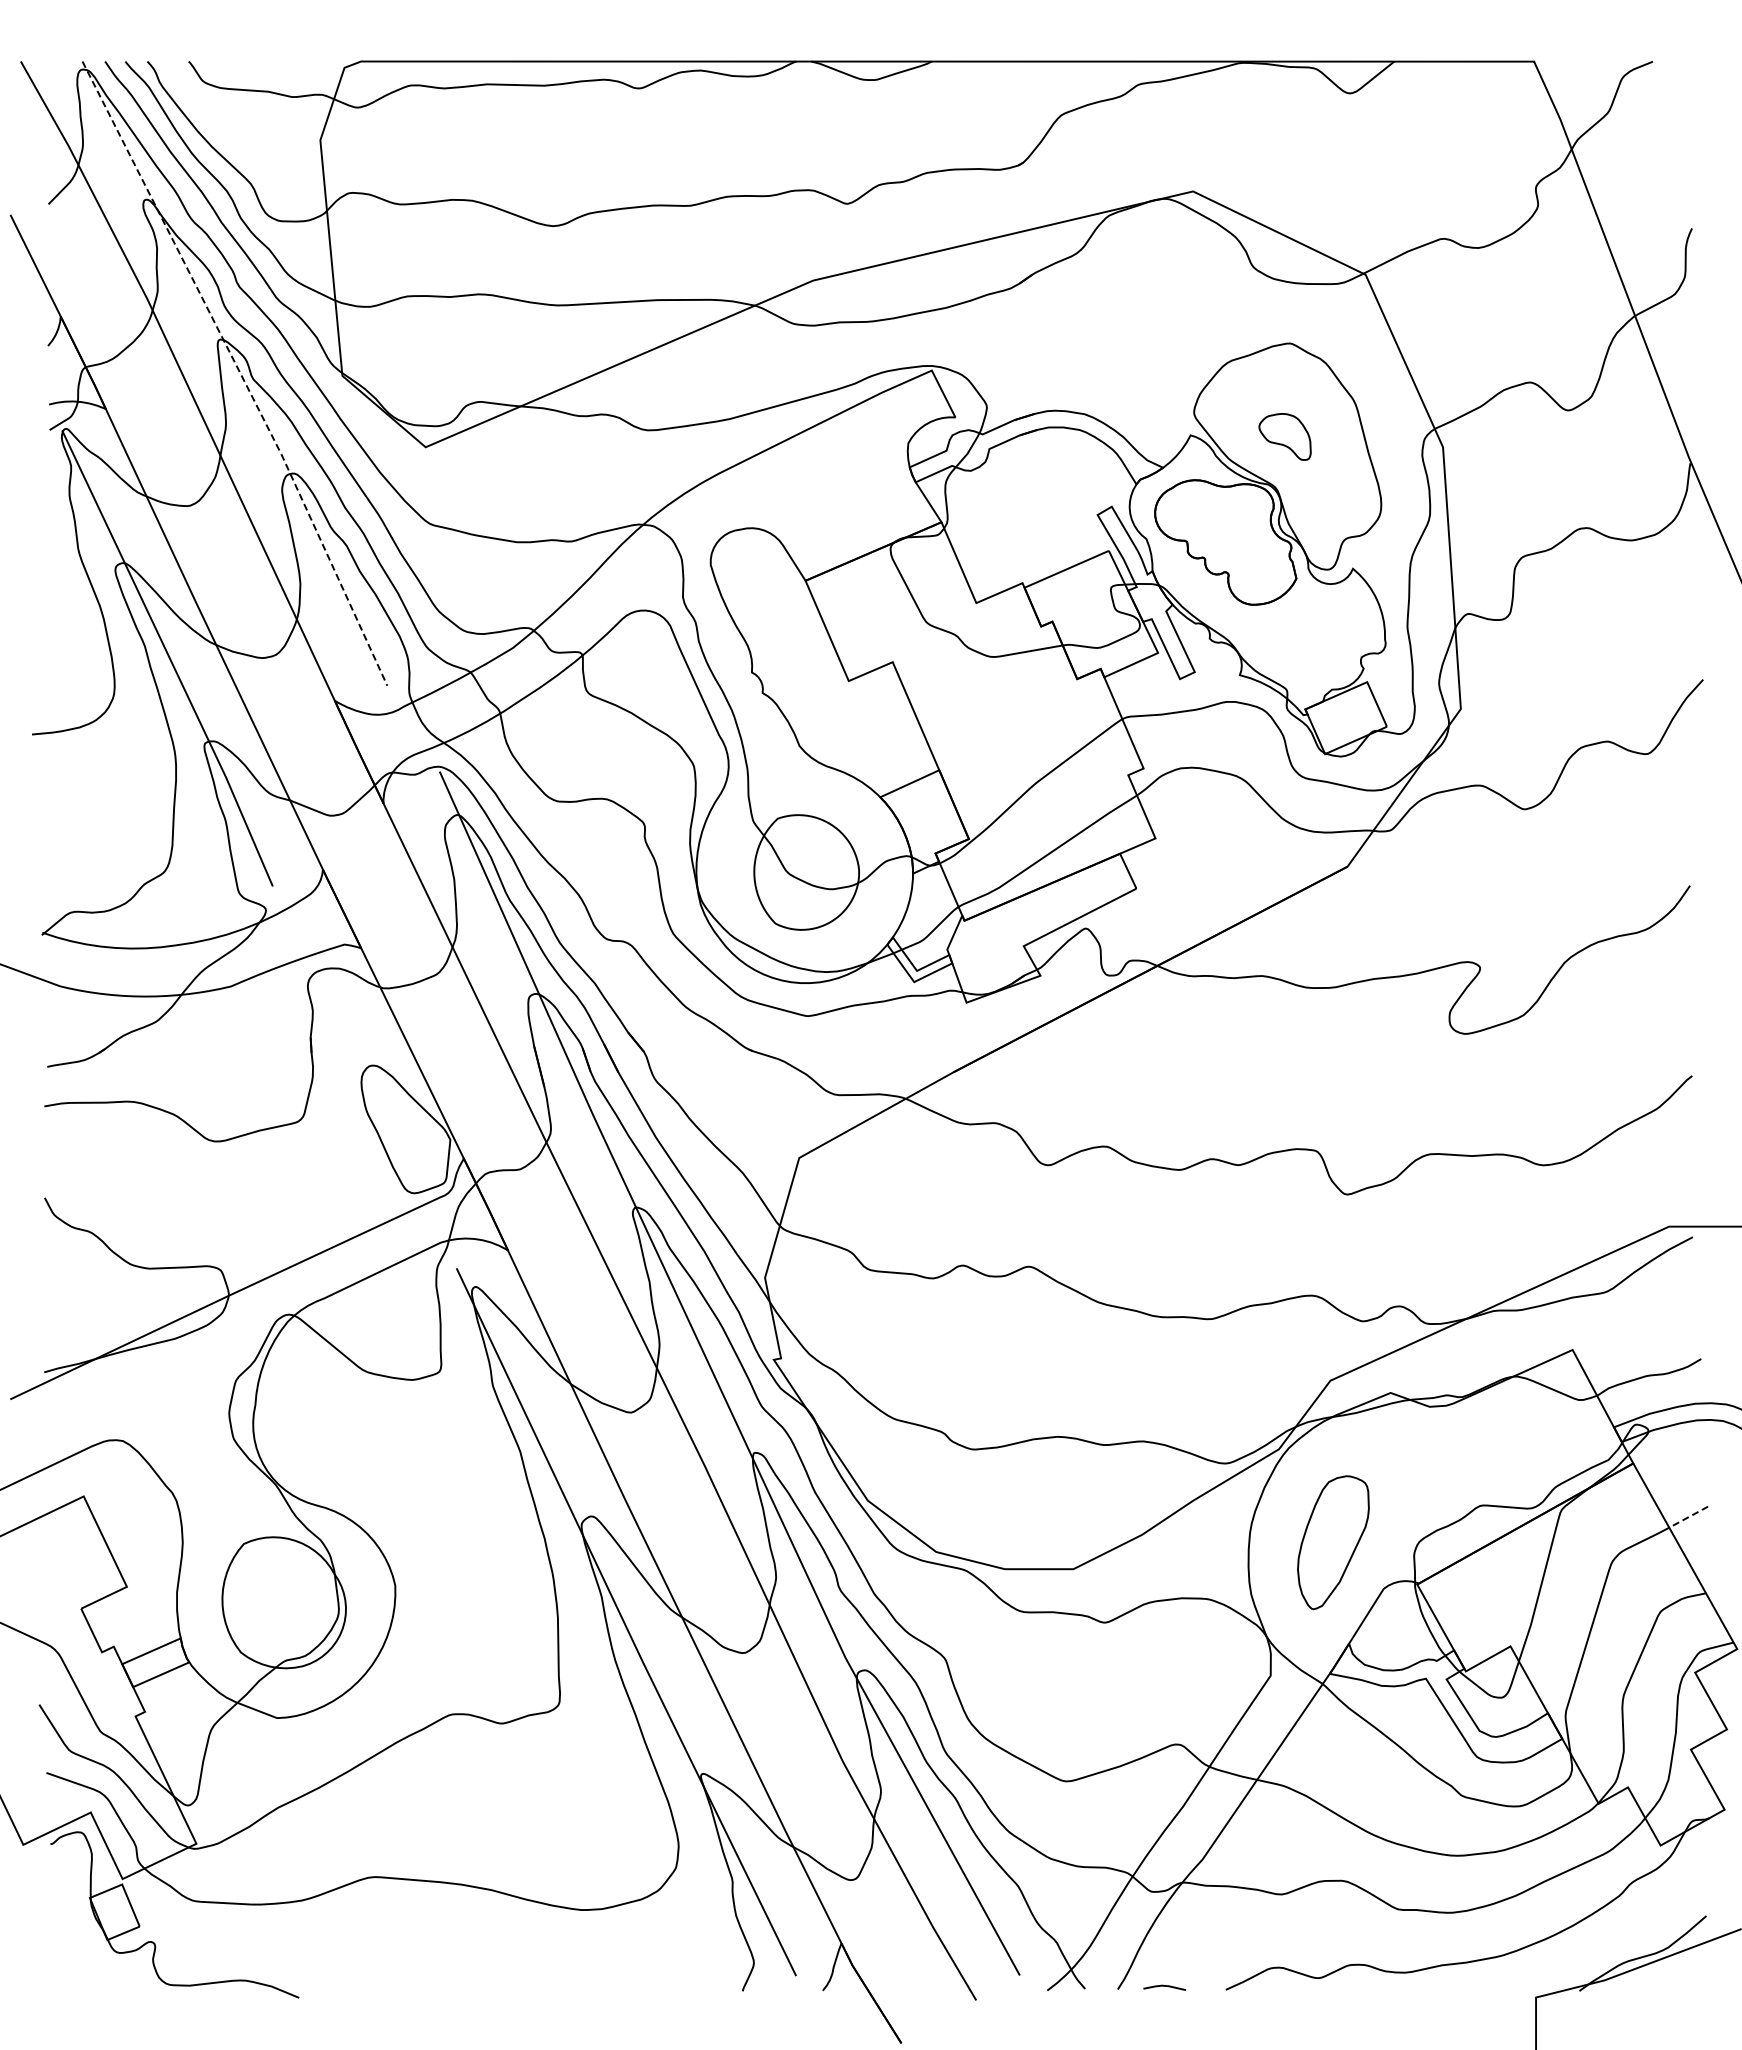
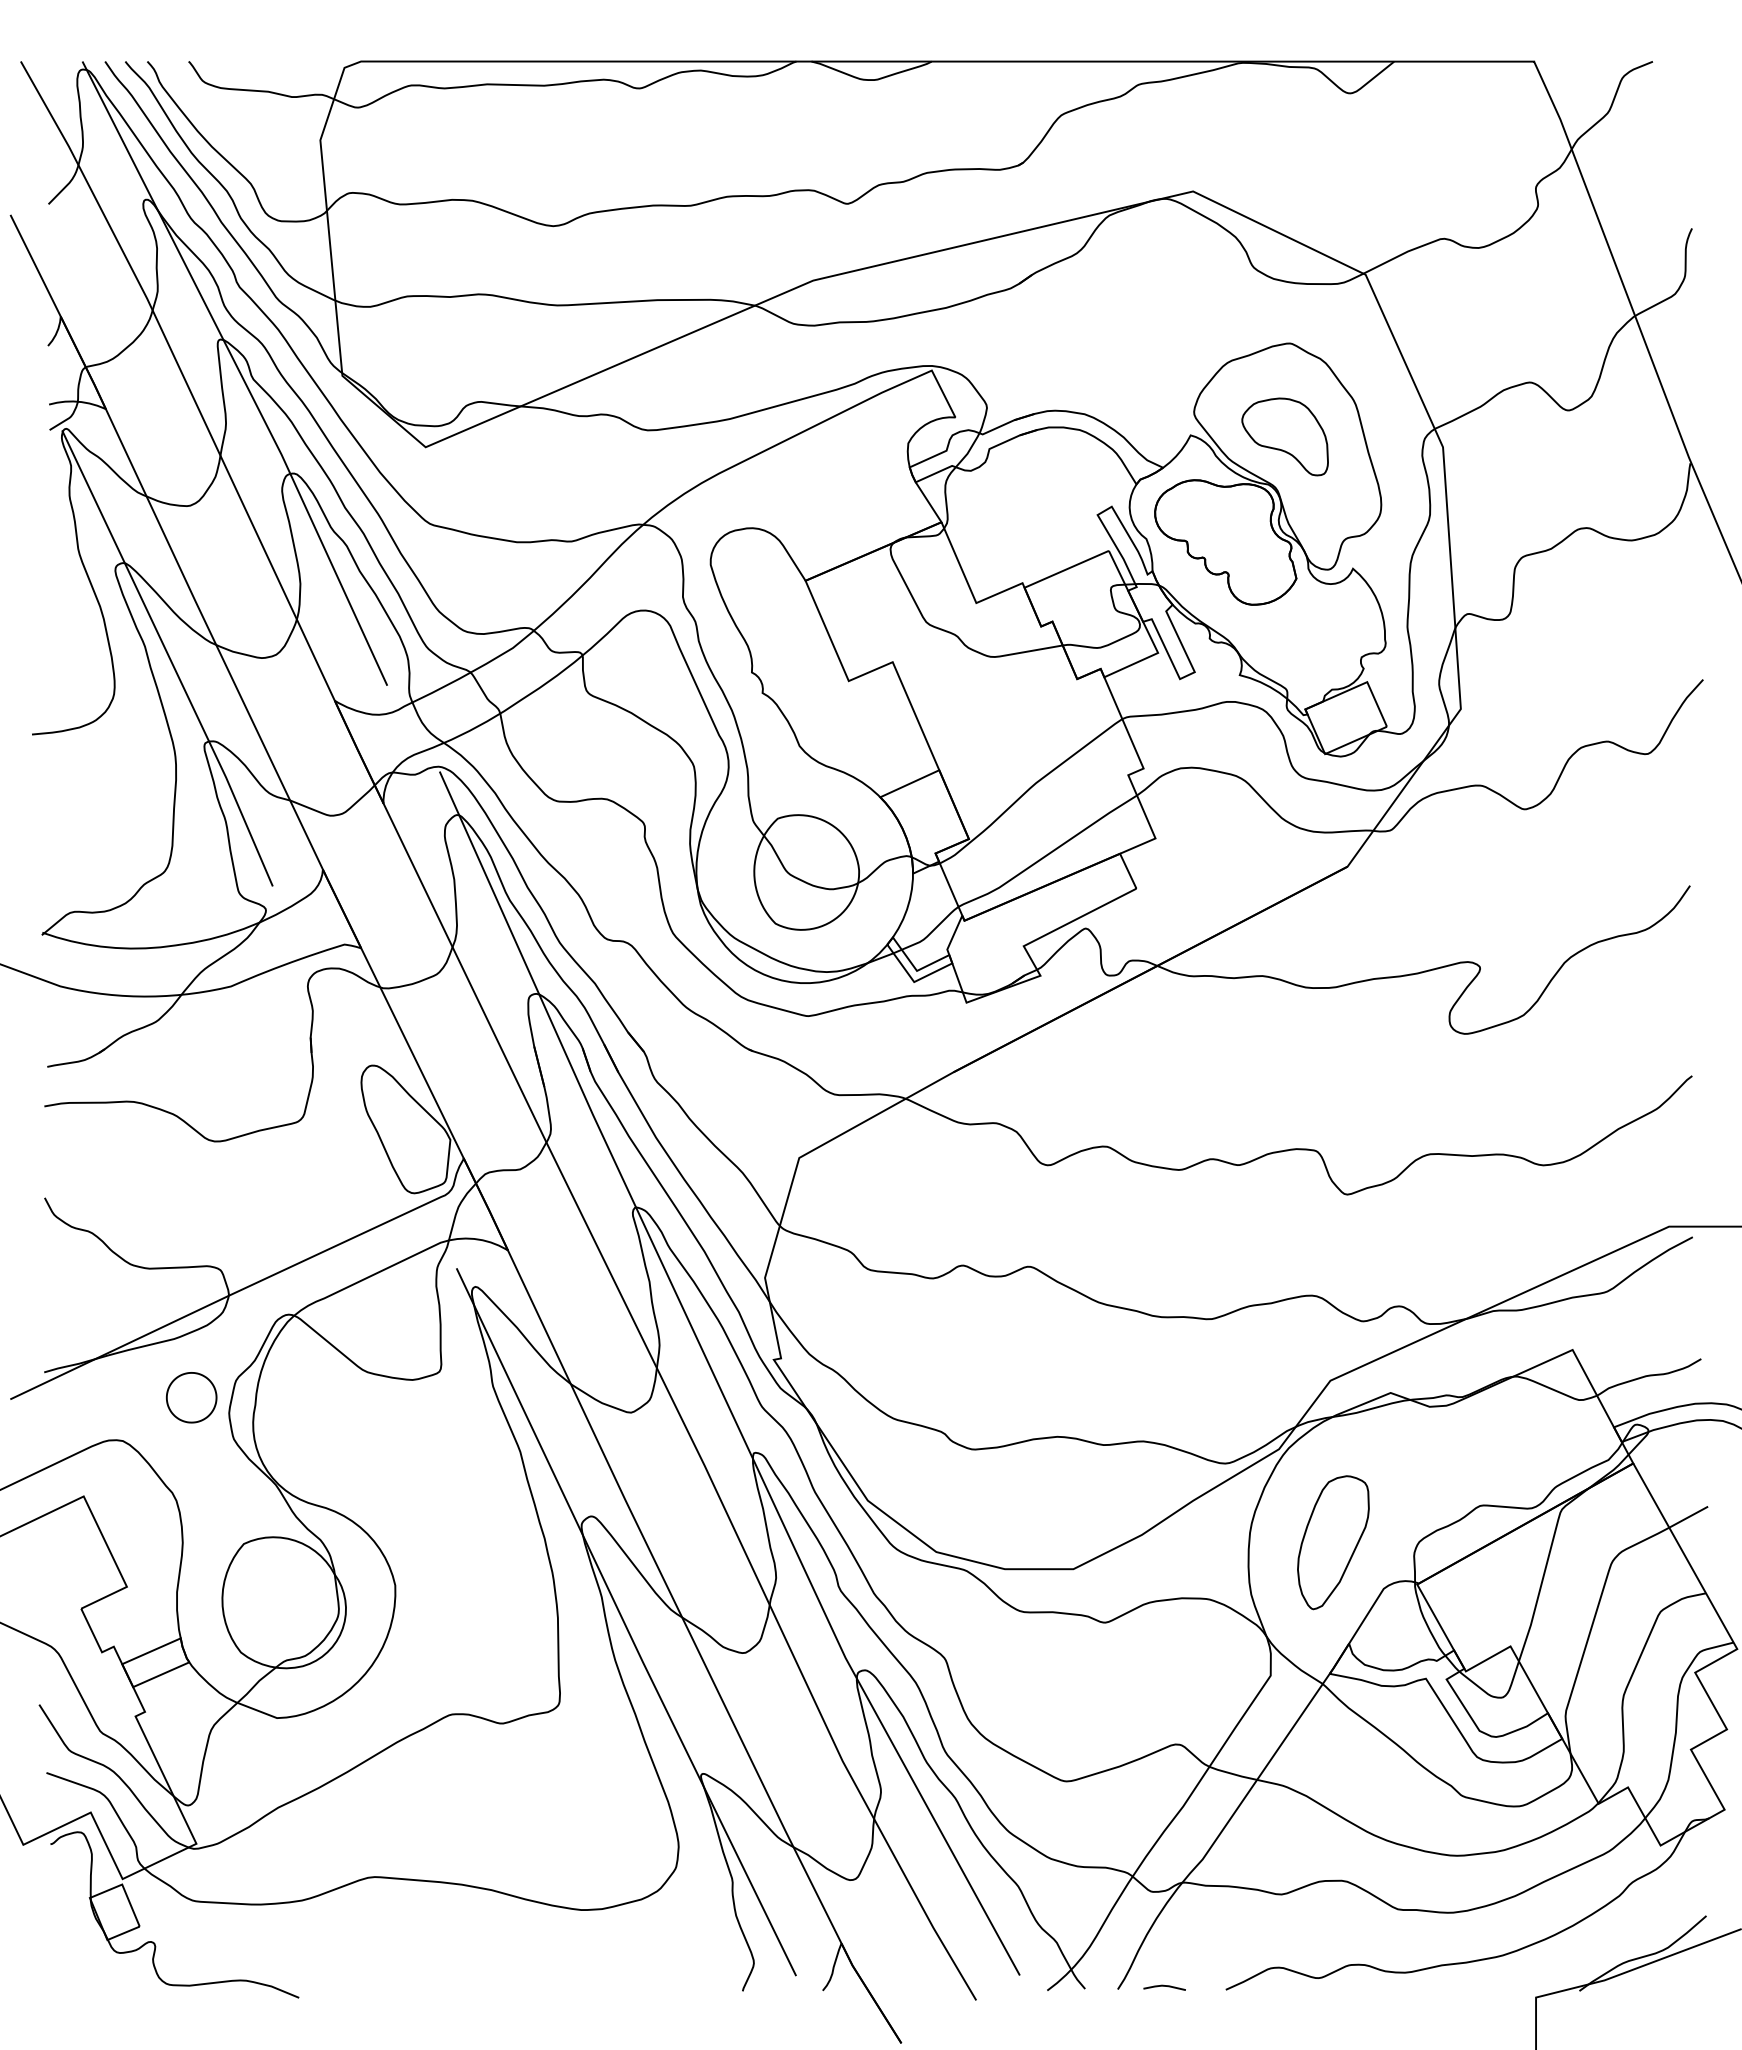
line: dashed -> solid (240, 372)
part size: 54x48 px -> 88x80 px (1284, 436)
part: none -> present (191, 1397)
line: dashed -> solid (1688, 1517)
